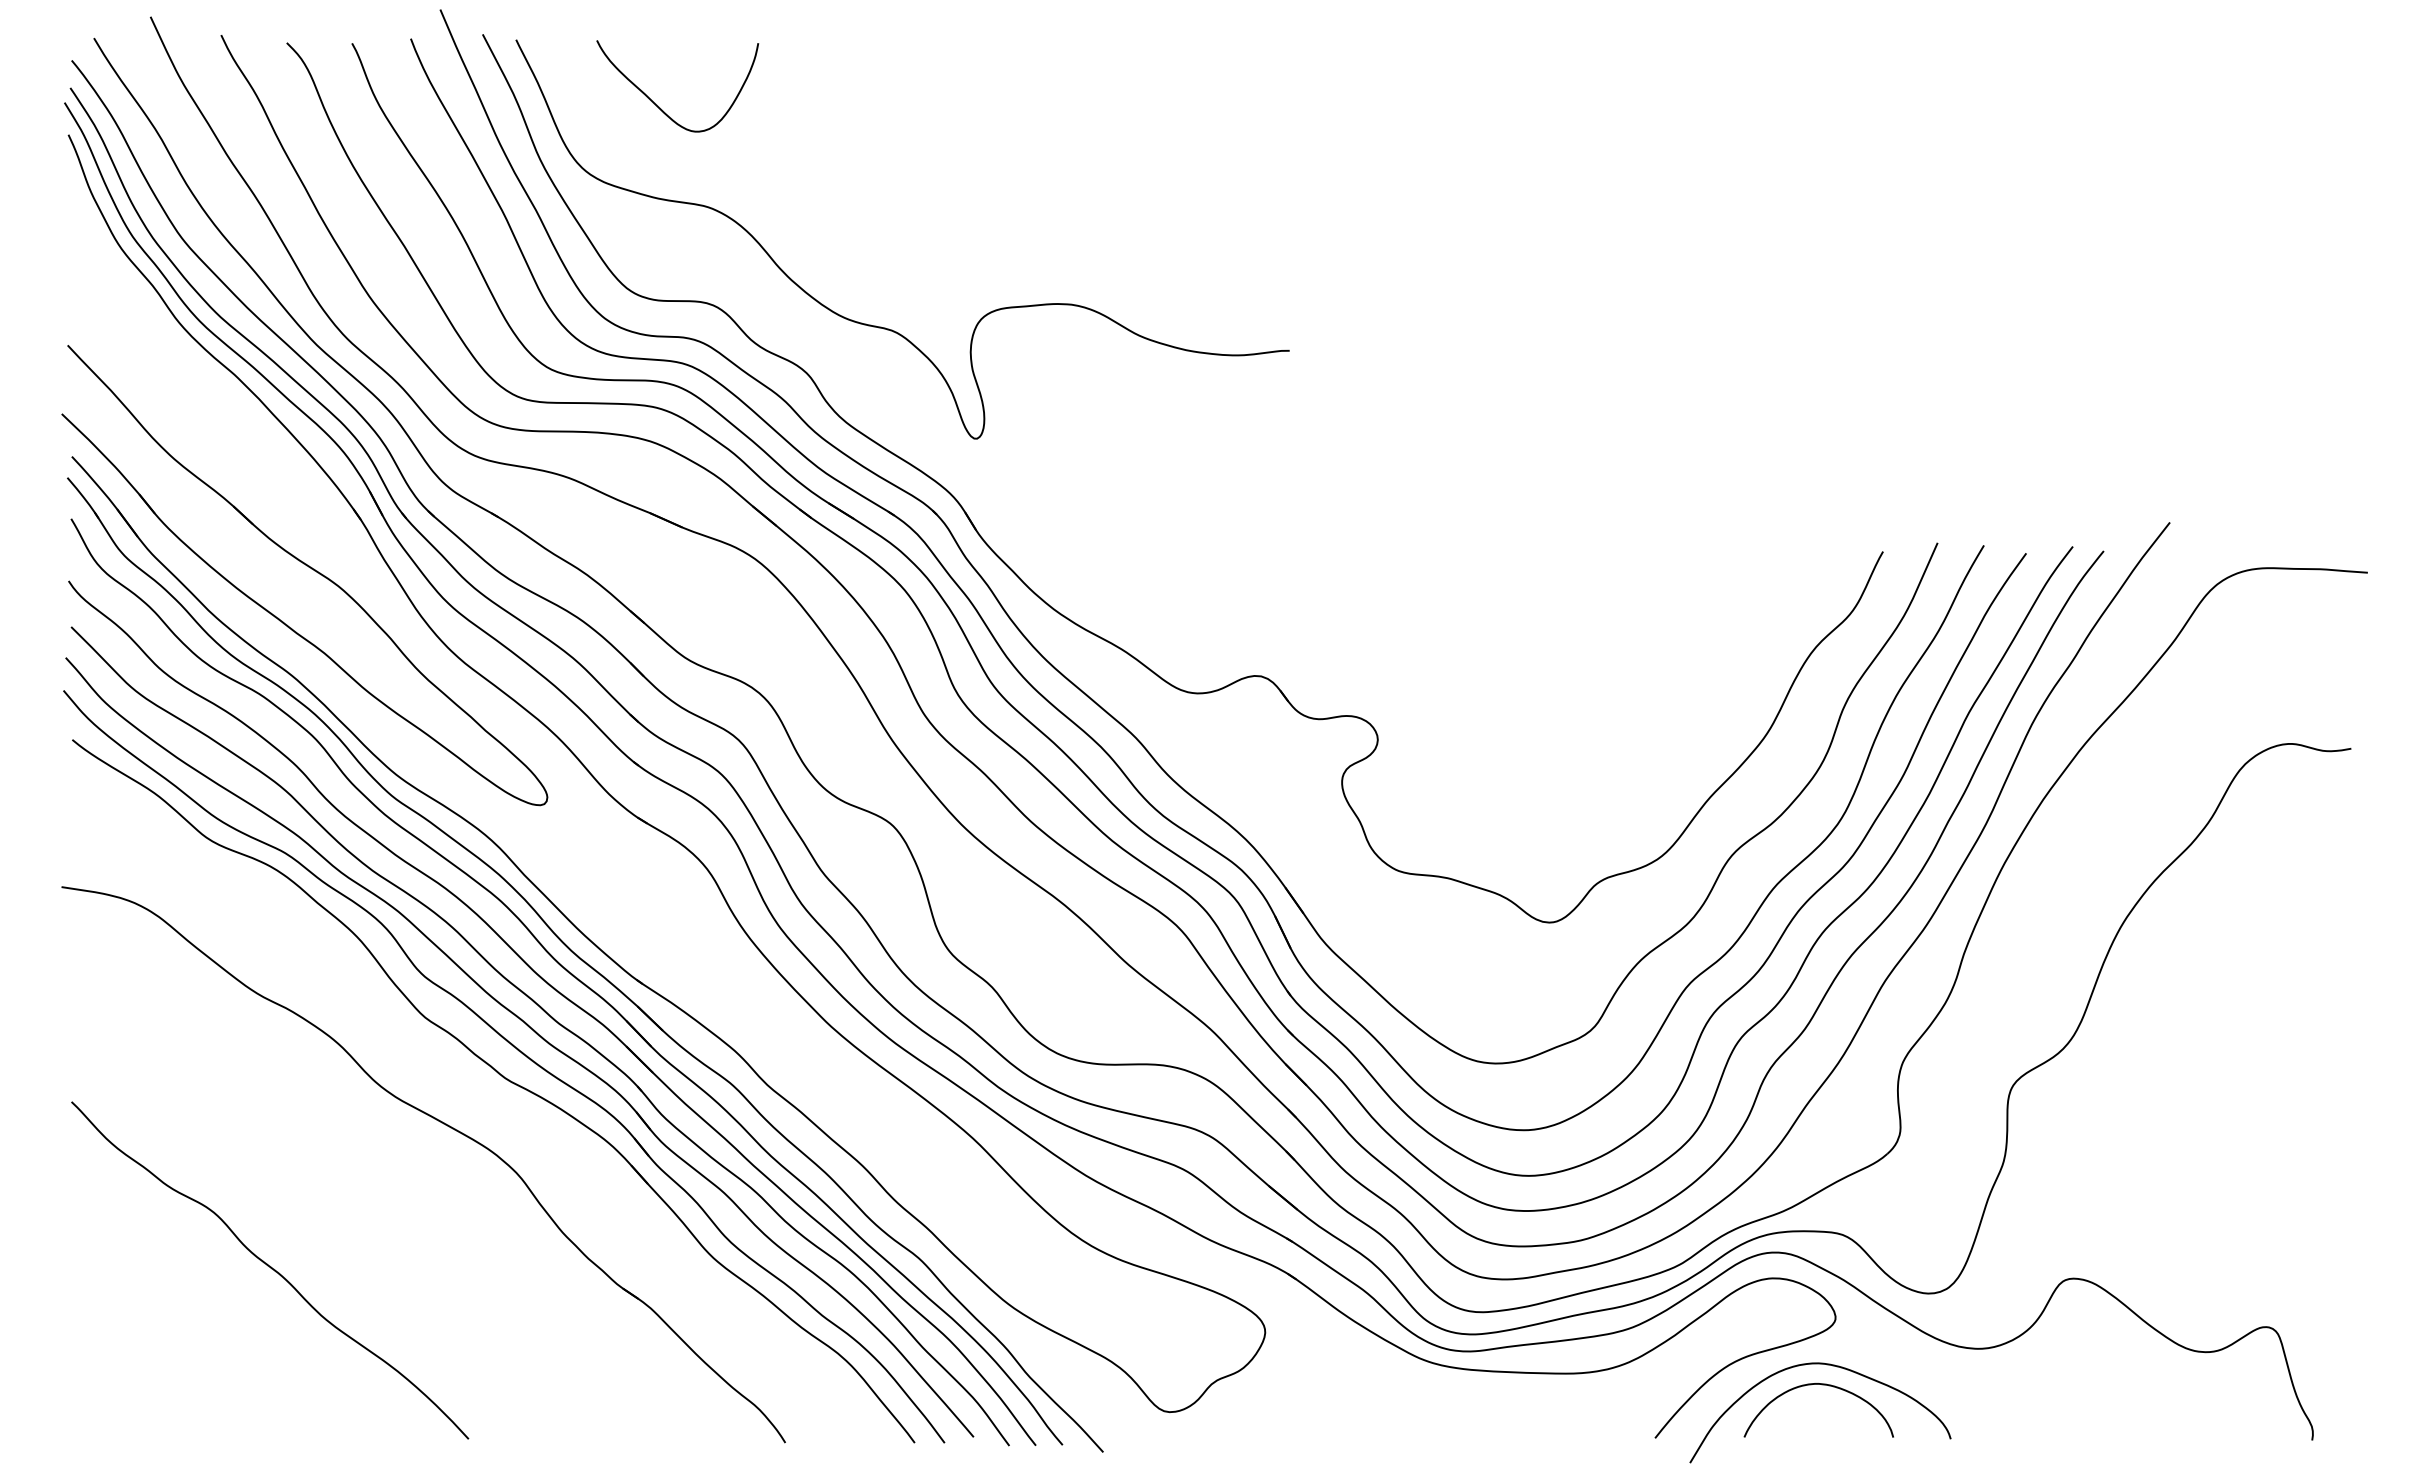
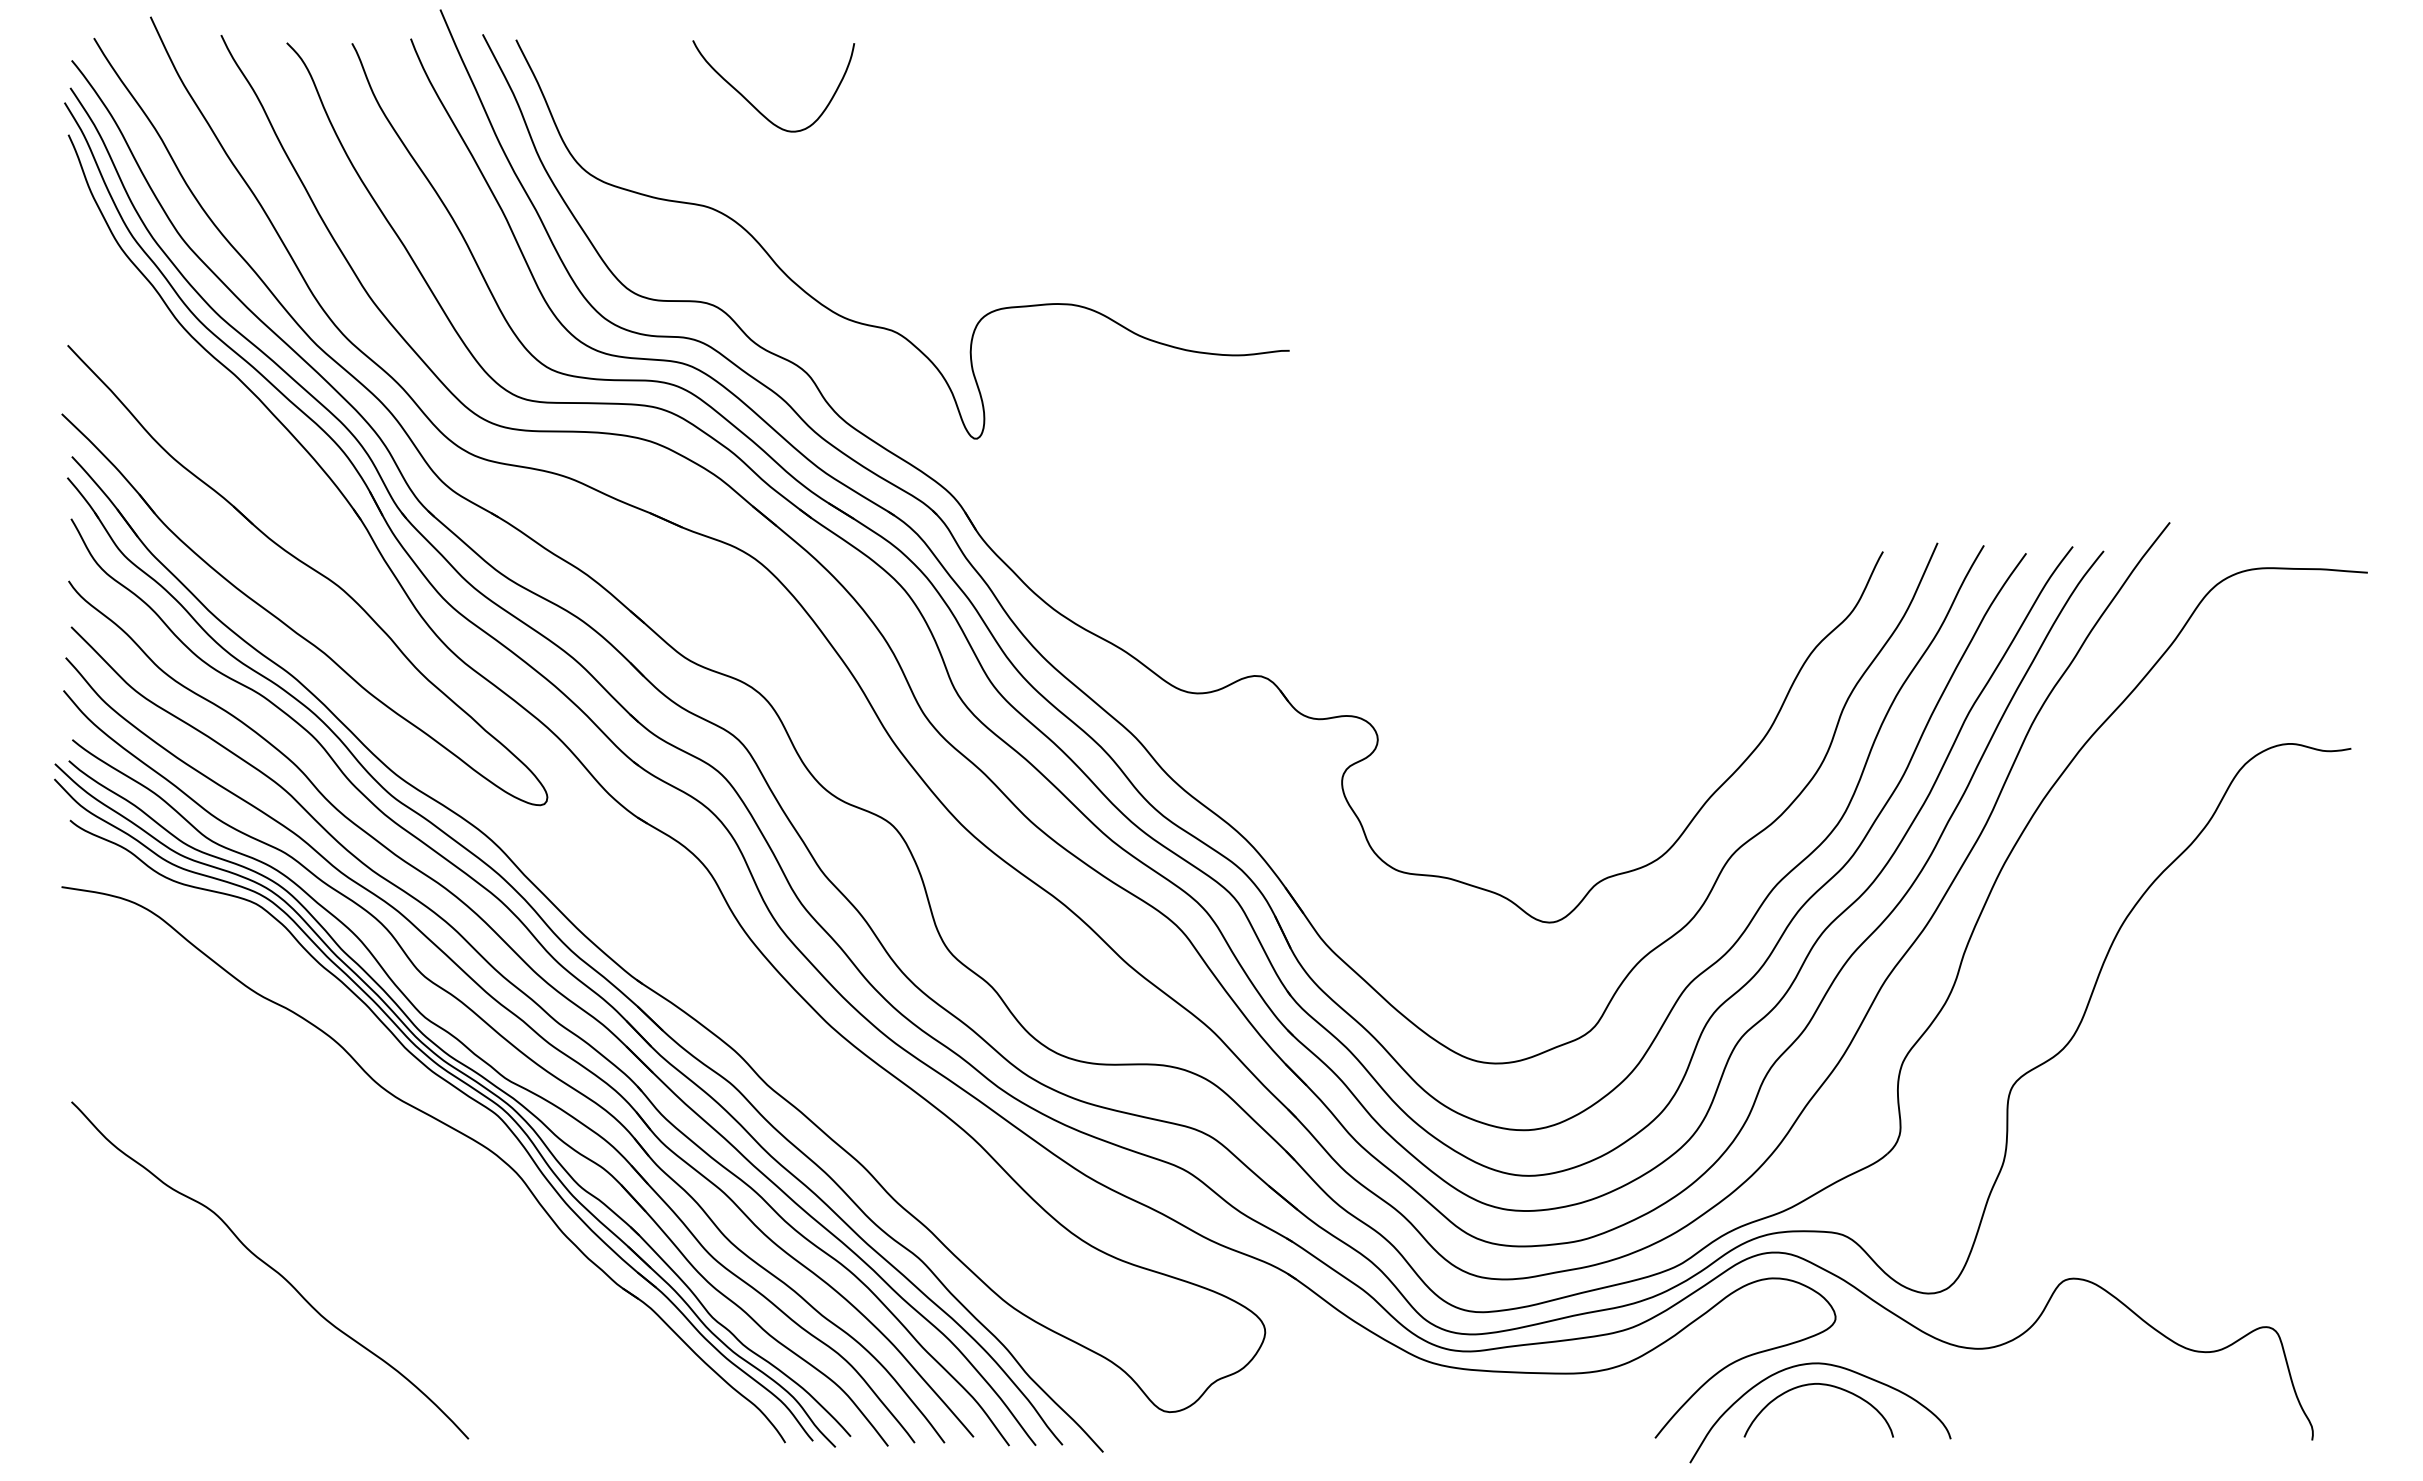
curve position: (659, 106) -> (755, 106) (755, 106)
part: none -> present (471, 1103)
